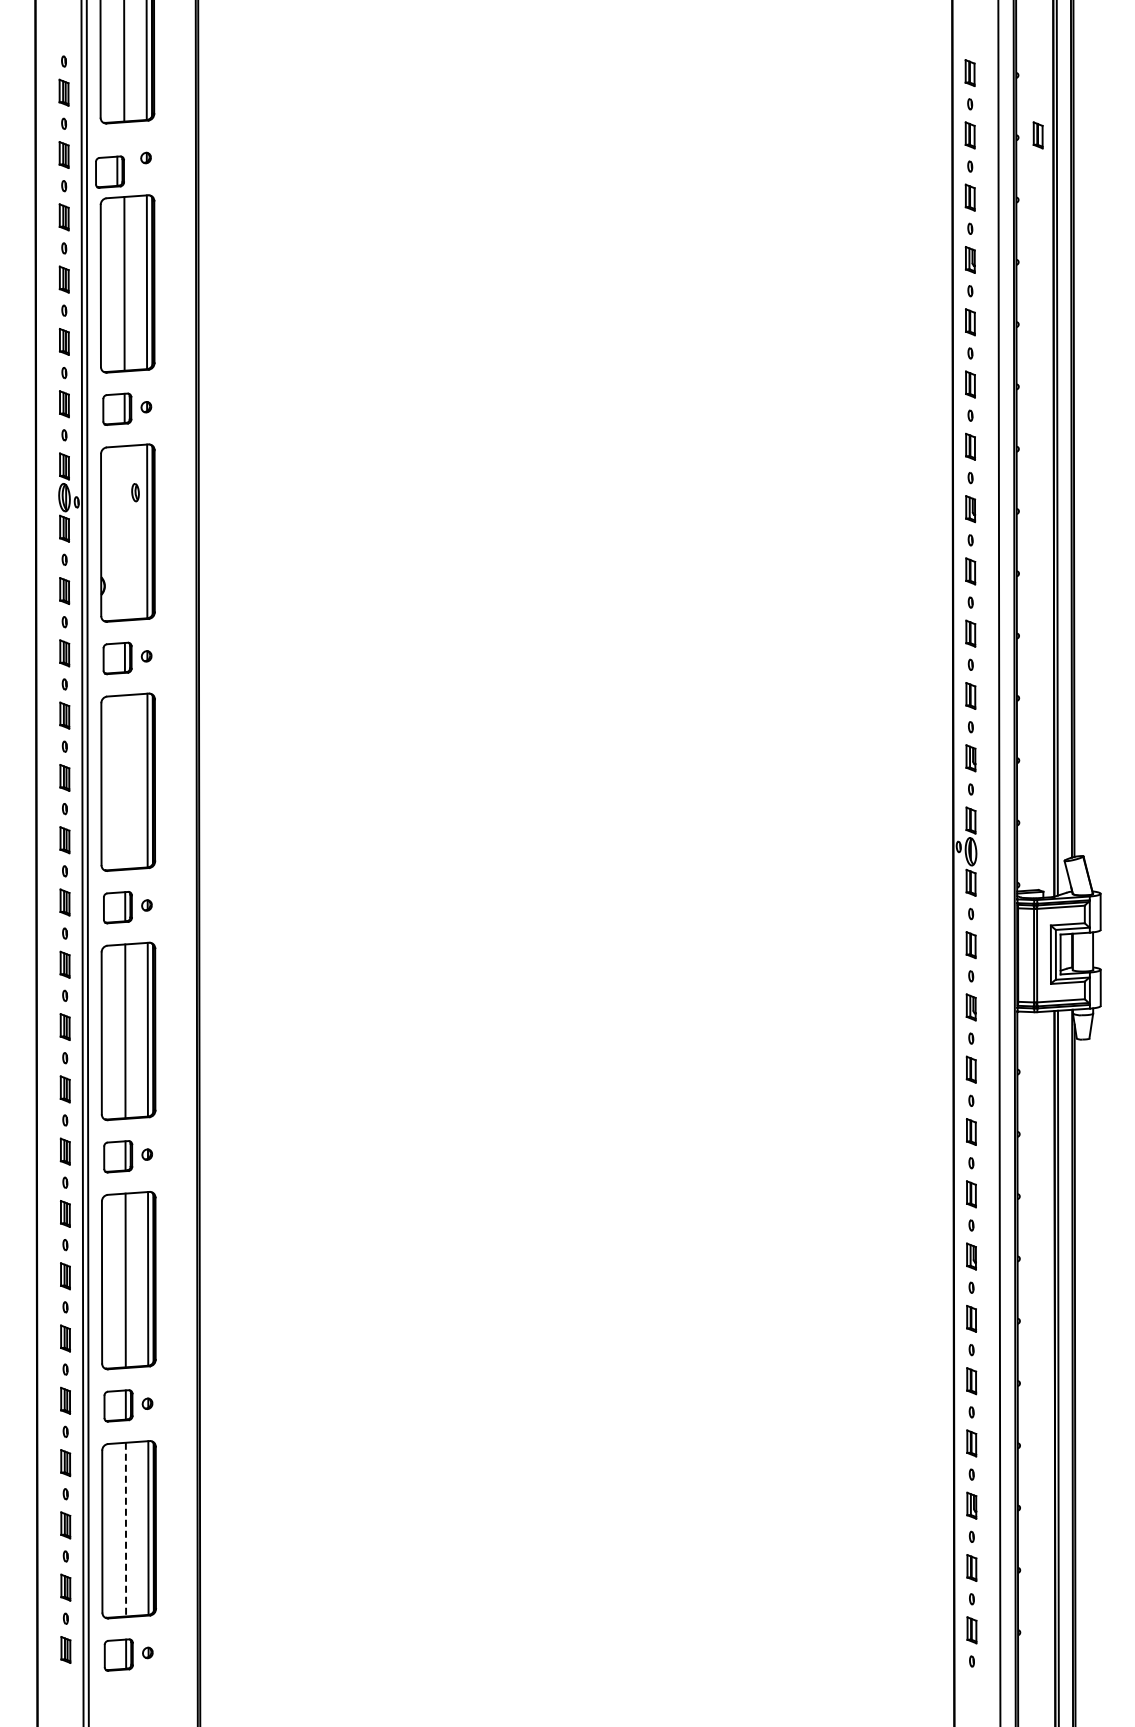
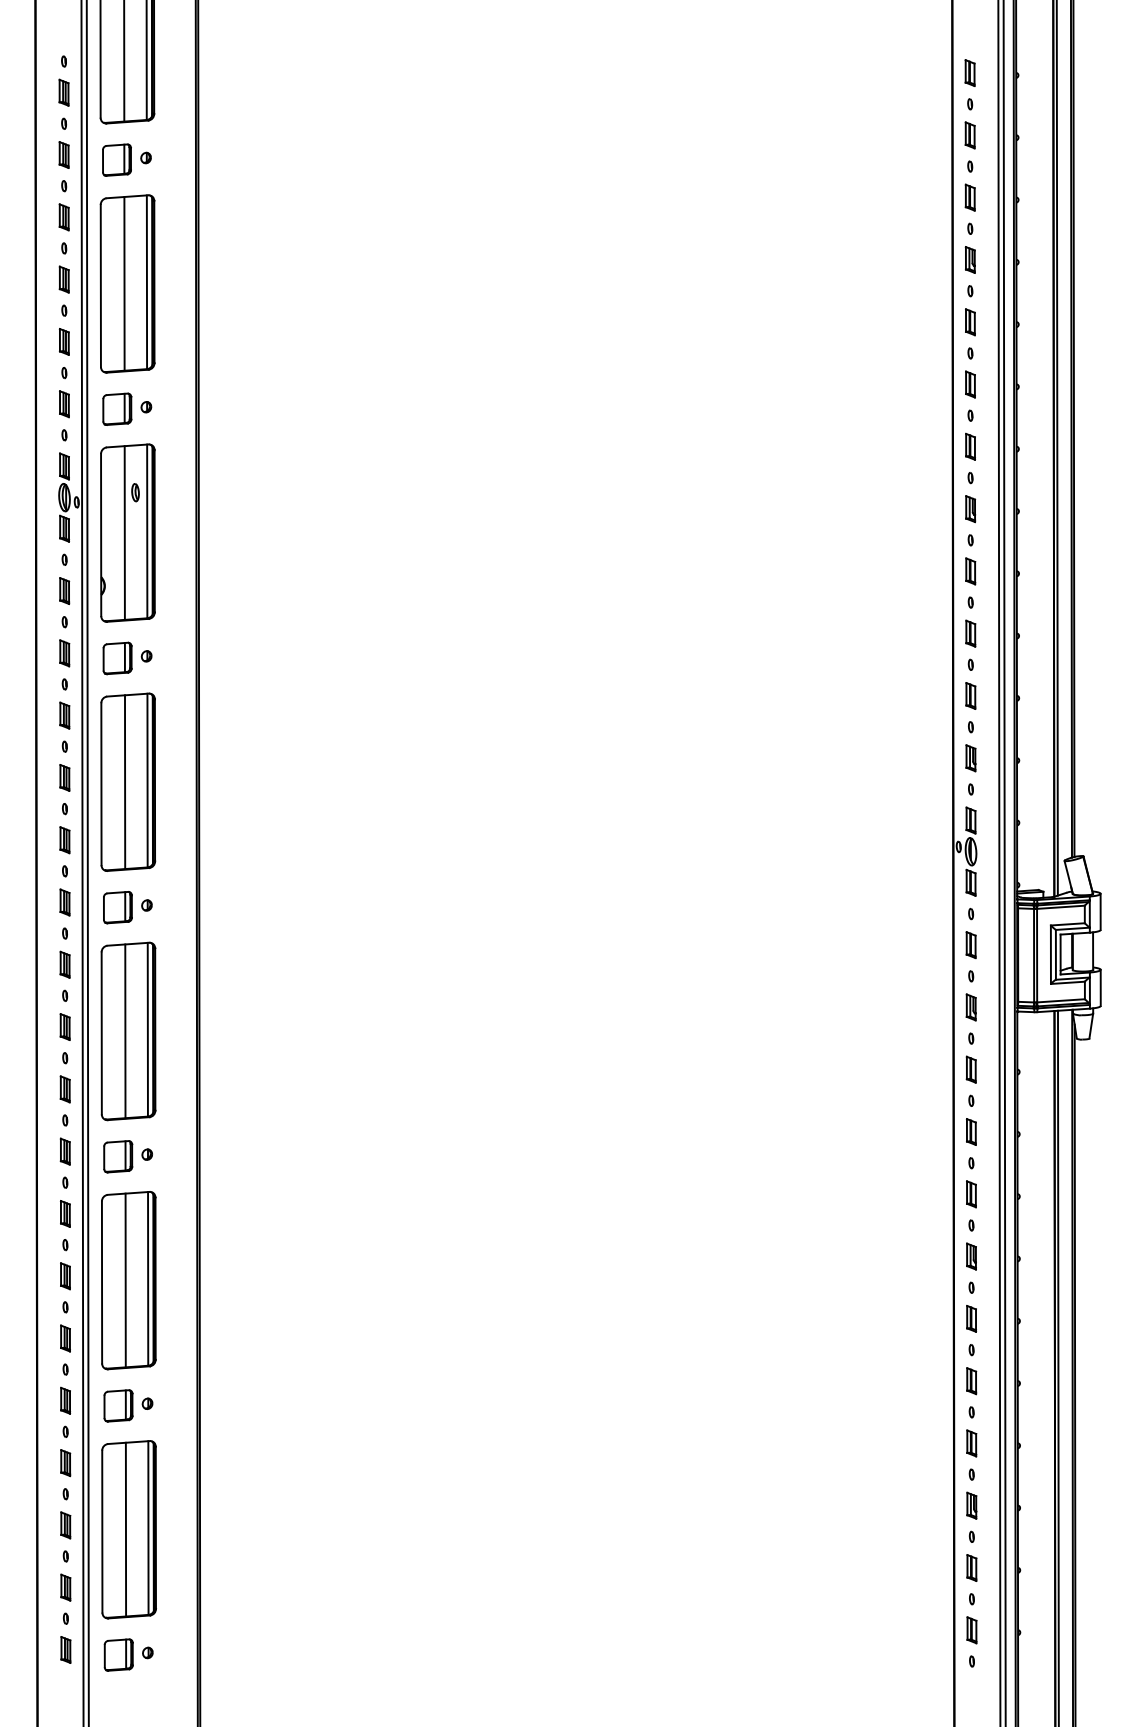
part: present -> none (1037, 135)
part position: (109, 171) -> (116, 159) (116, 159)
line: none -> present (124, 532)
line: none -> present (125, 782)
line: none -> present (1004, 862)
line: dashed -> solid (125, 1529)
